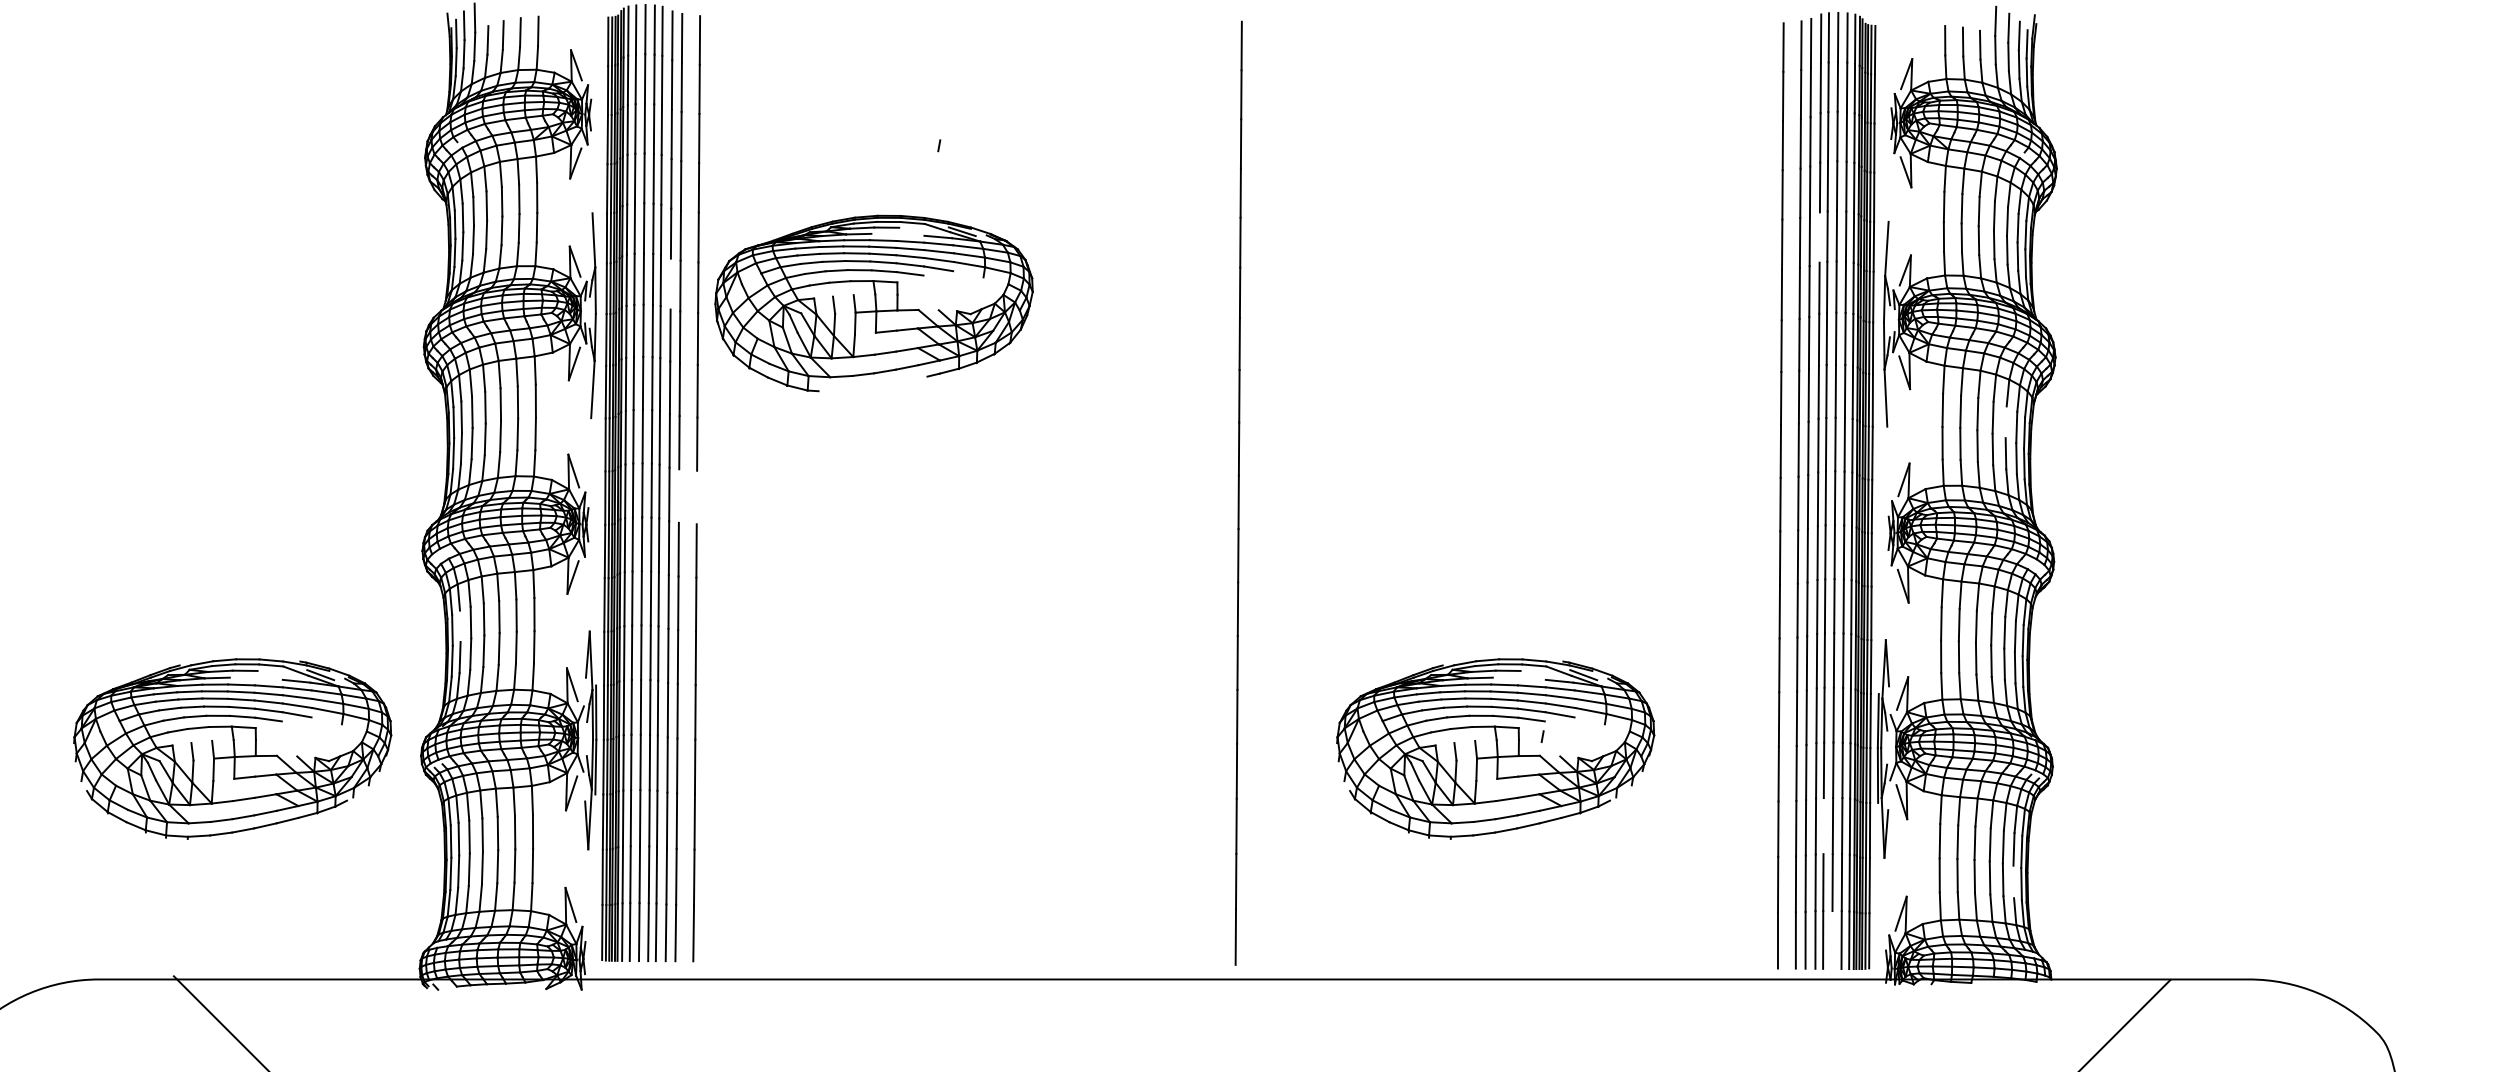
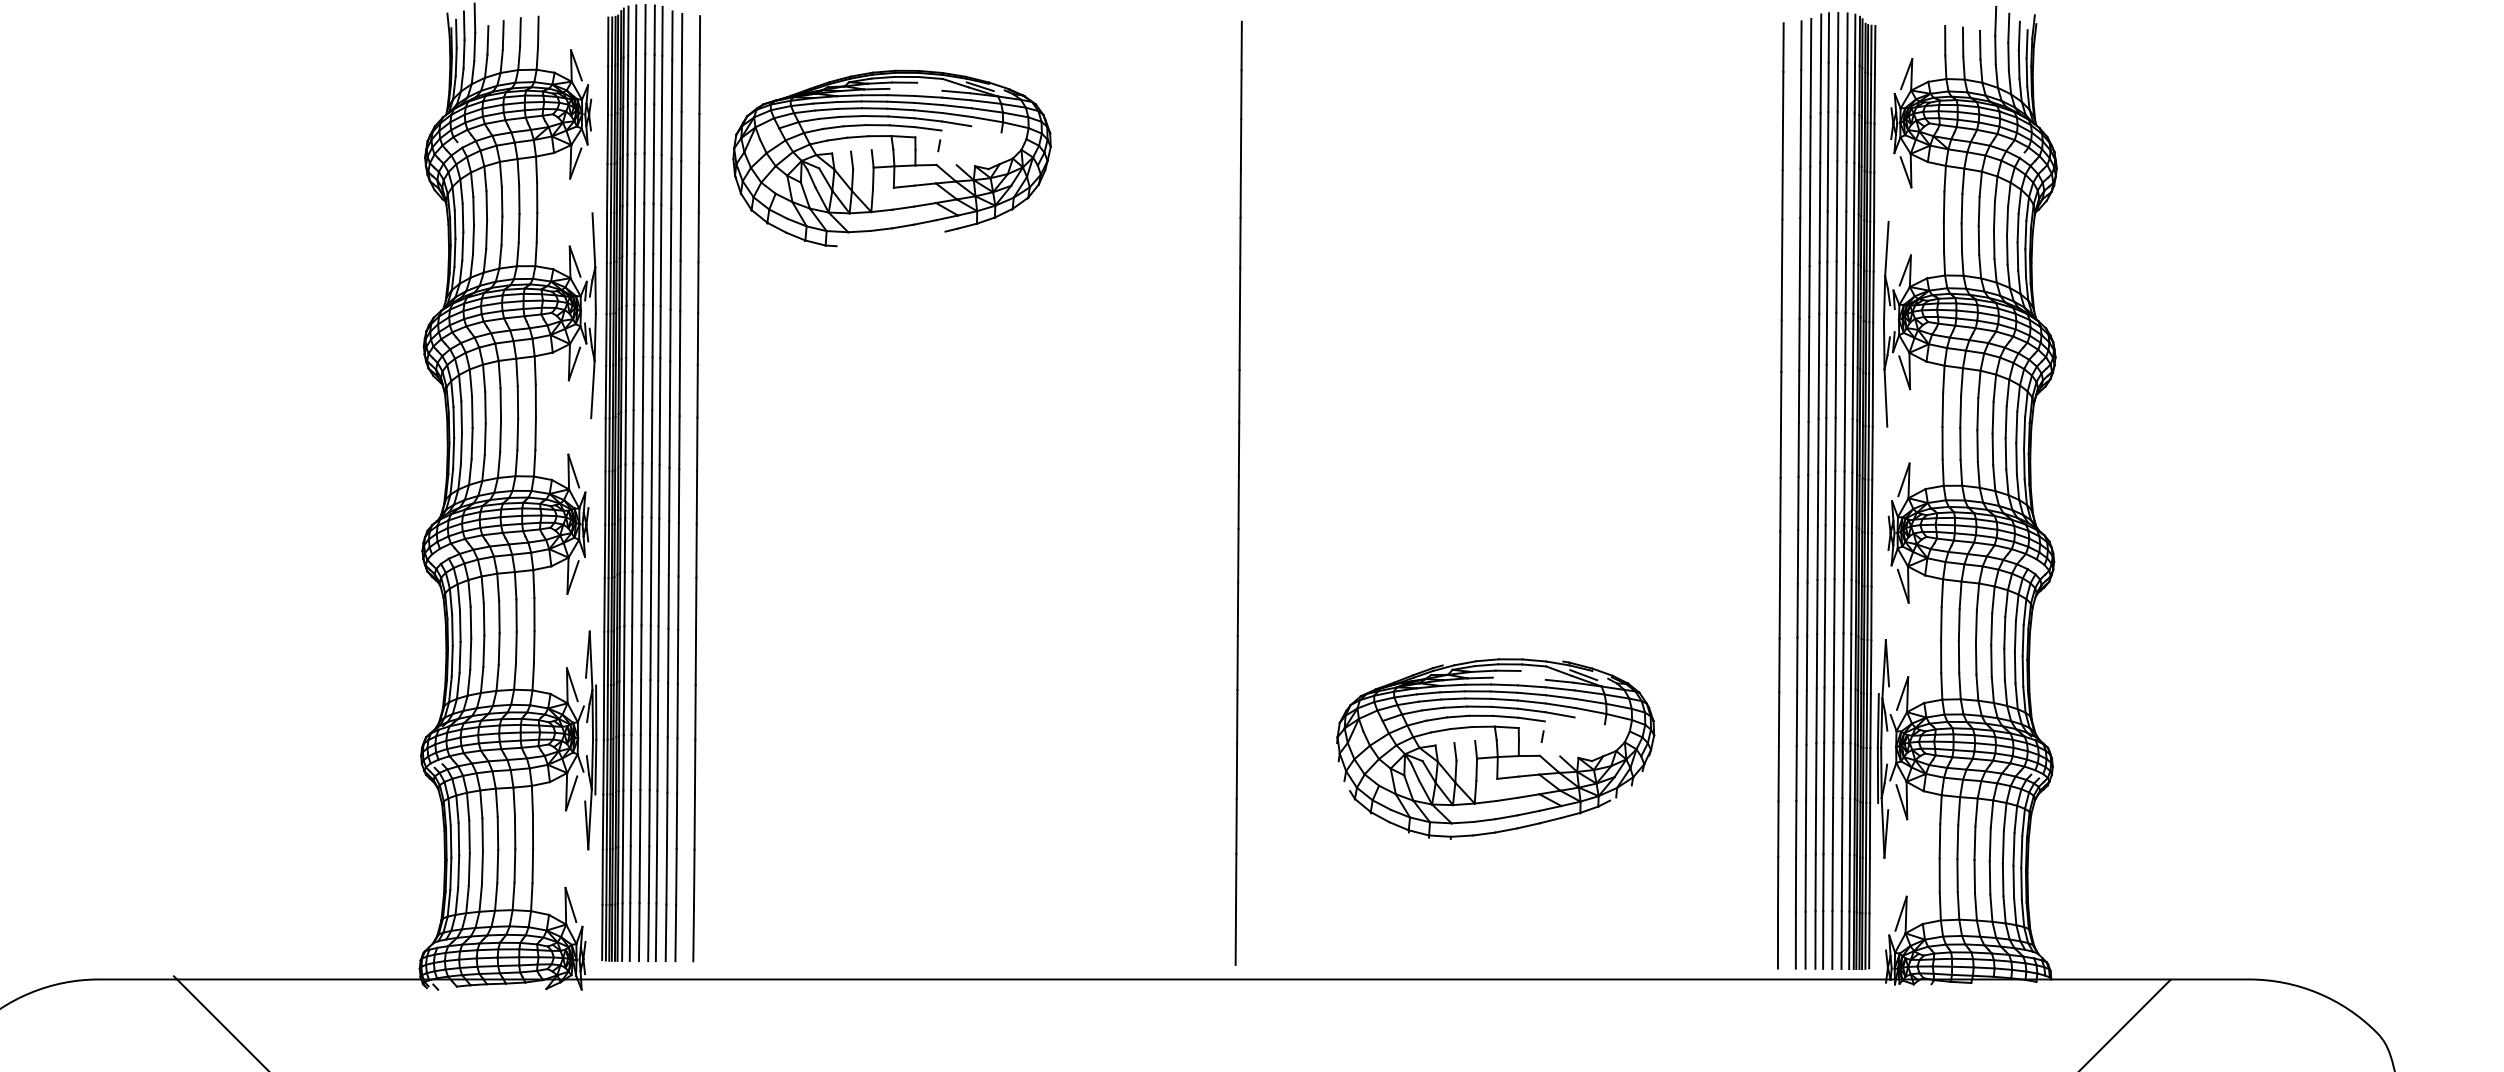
line: none -> present (1819, 237)
line: none -> present (670, 283)
part position: (873, 303) -> (891, 158) (891, 158)
line: none -> present (2005, 422)
line: none -> present (678, 495)
line: none -> present (696, 497)
line: none -> present (460, 625)
part: present -> none (232, 748)
line: none -> present (1823, 826)
line: none -> present (2013, 881)
line: none -> present (1832, 939)
